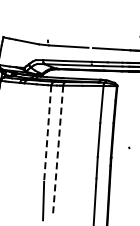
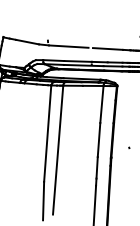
line: dashed -> solid (47, 134)
line: dashed -> solid (58, 150)
